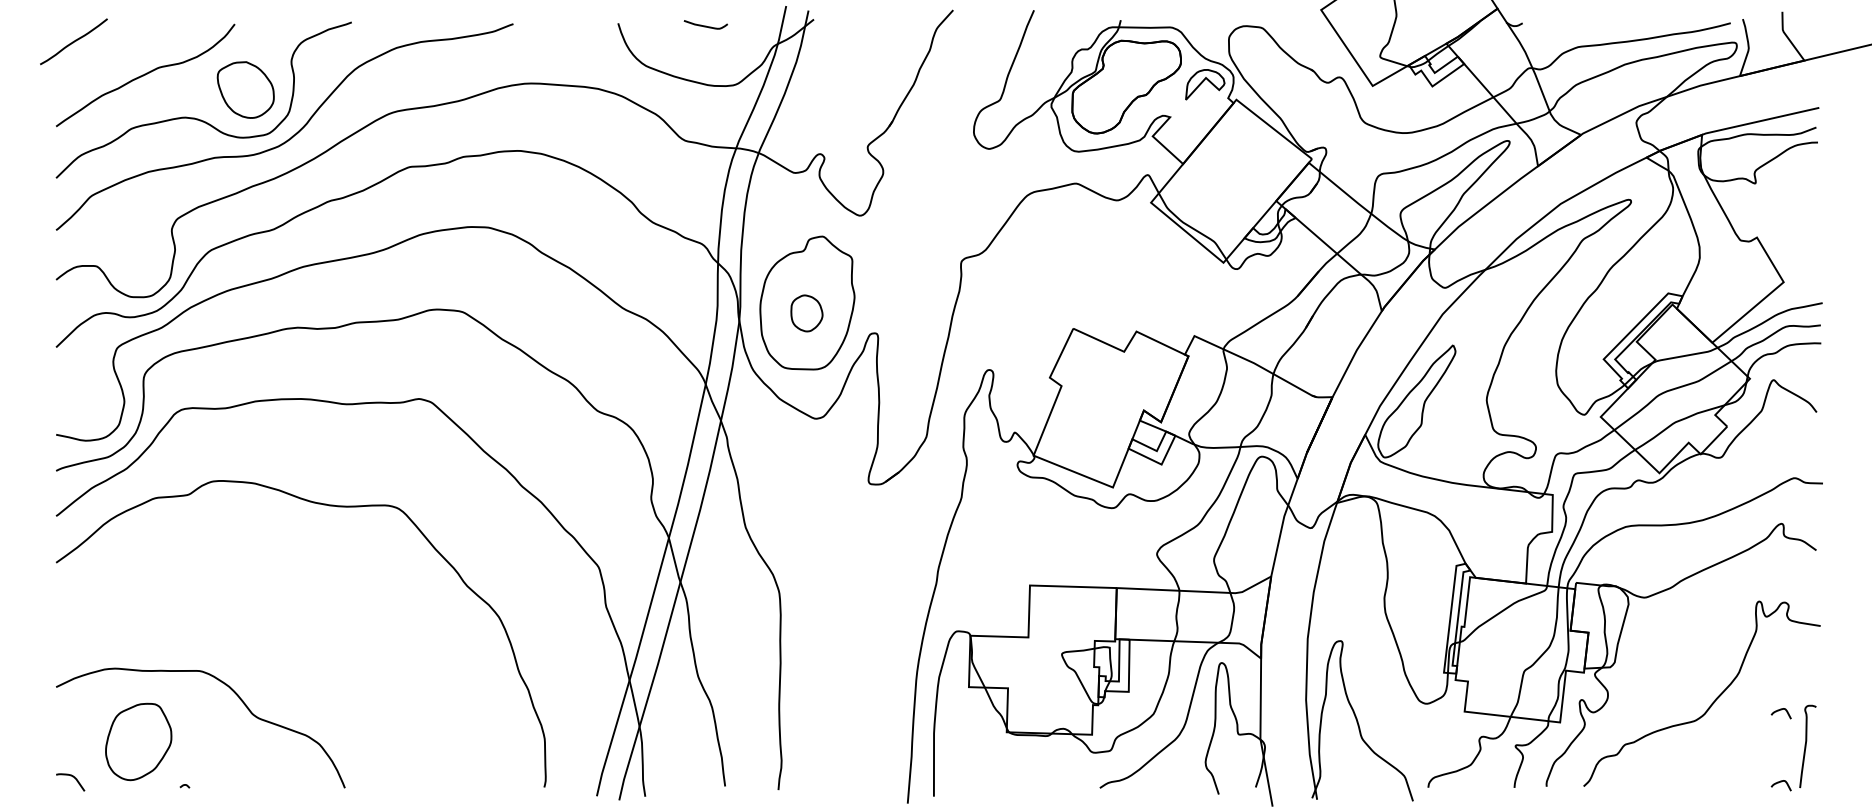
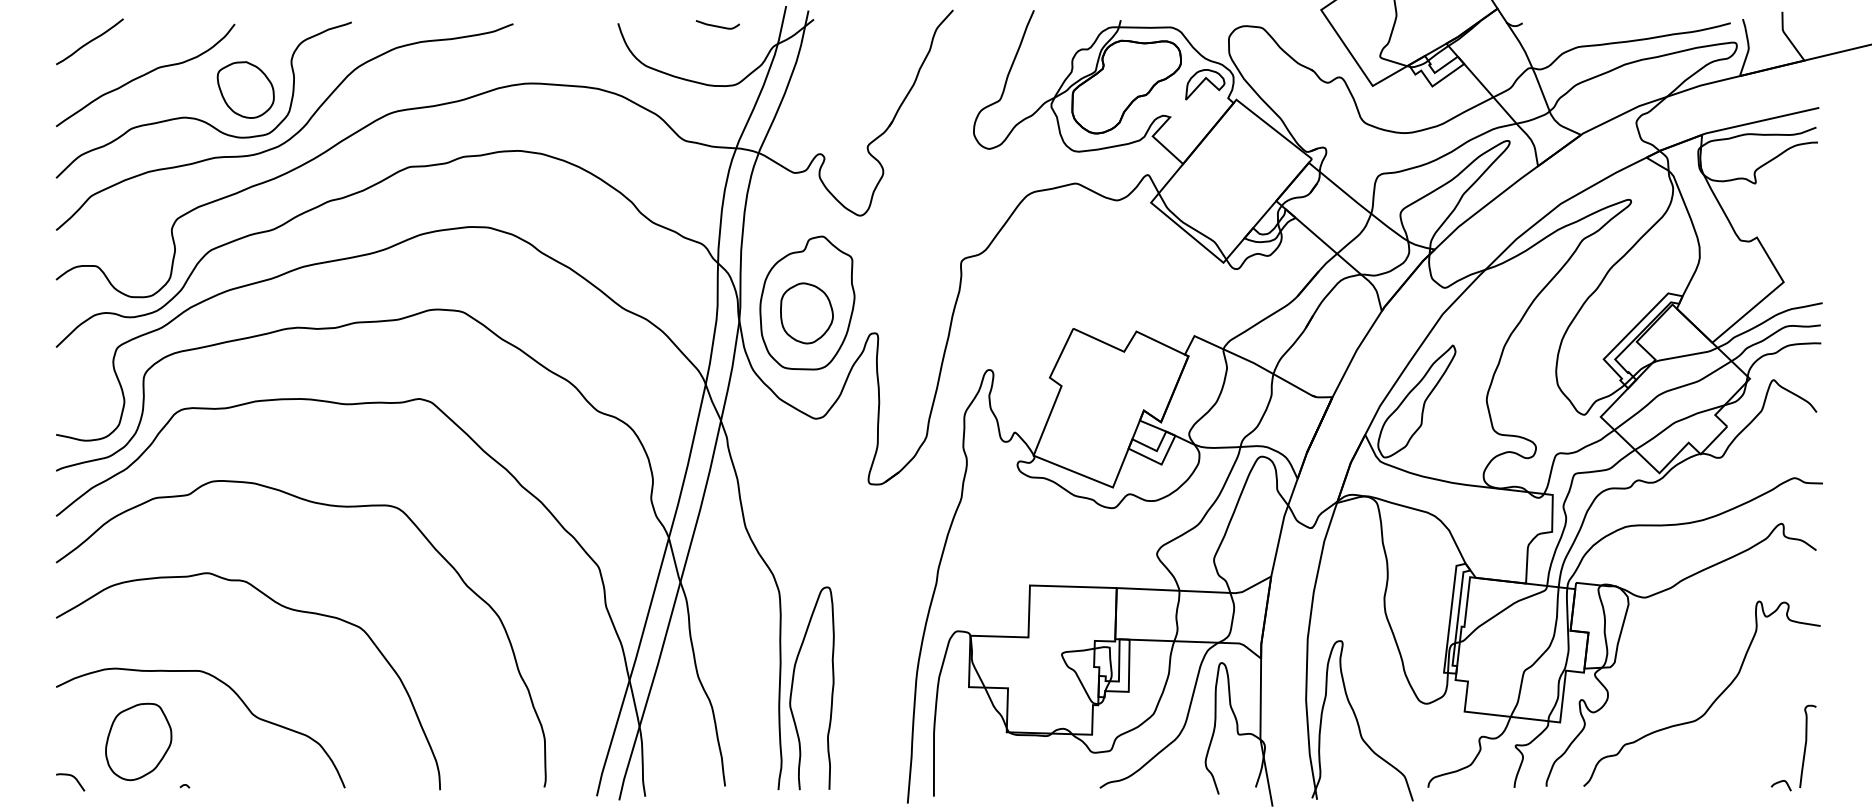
curve position: (705, 25) -> (717, 25) (717, 25)
curve position: (73, 41) -> (89, 41) (89, 41)
part size: 34x39 px -> 54x63 px (806, 313)
curve: none -> present (283, 607)
curve: none -> present (793, 684)
curve: present -> none (1778, 711)
